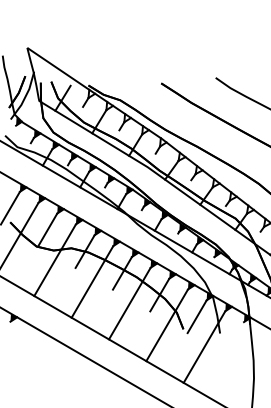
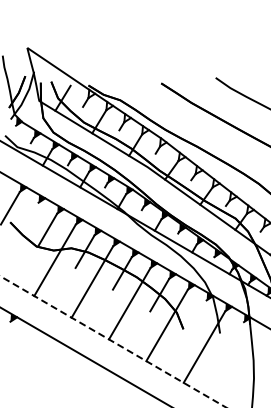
line: present -> none (20, 233)
line: present -> none (196, 316)
line: solid -> dashed (113, 342)
